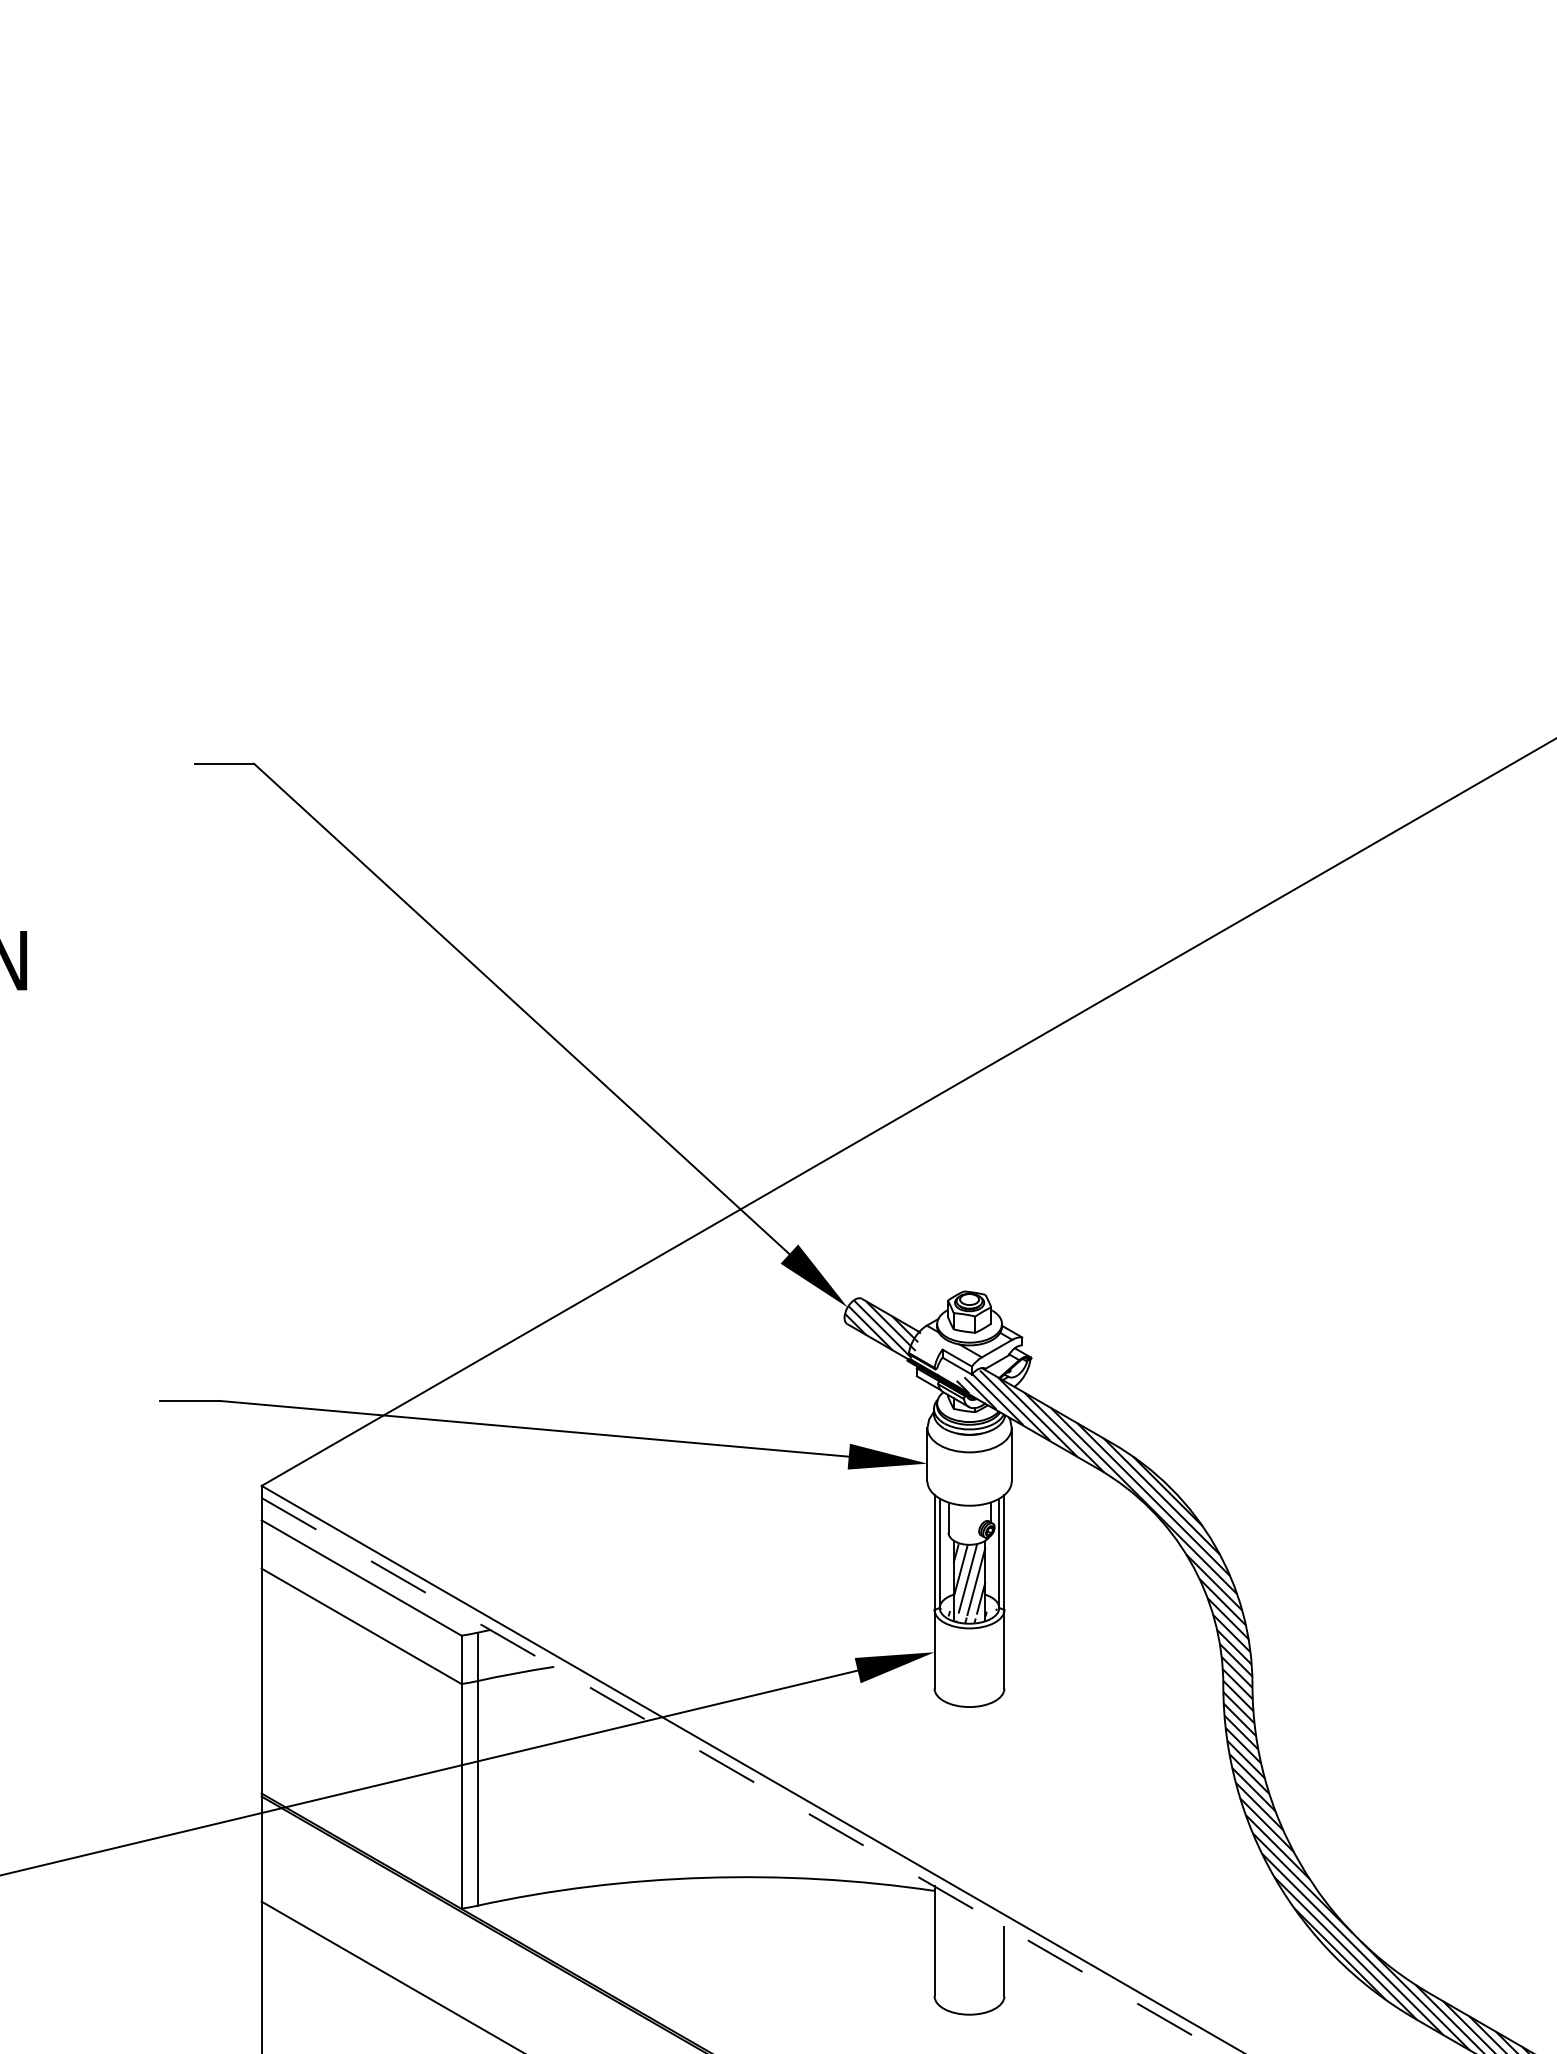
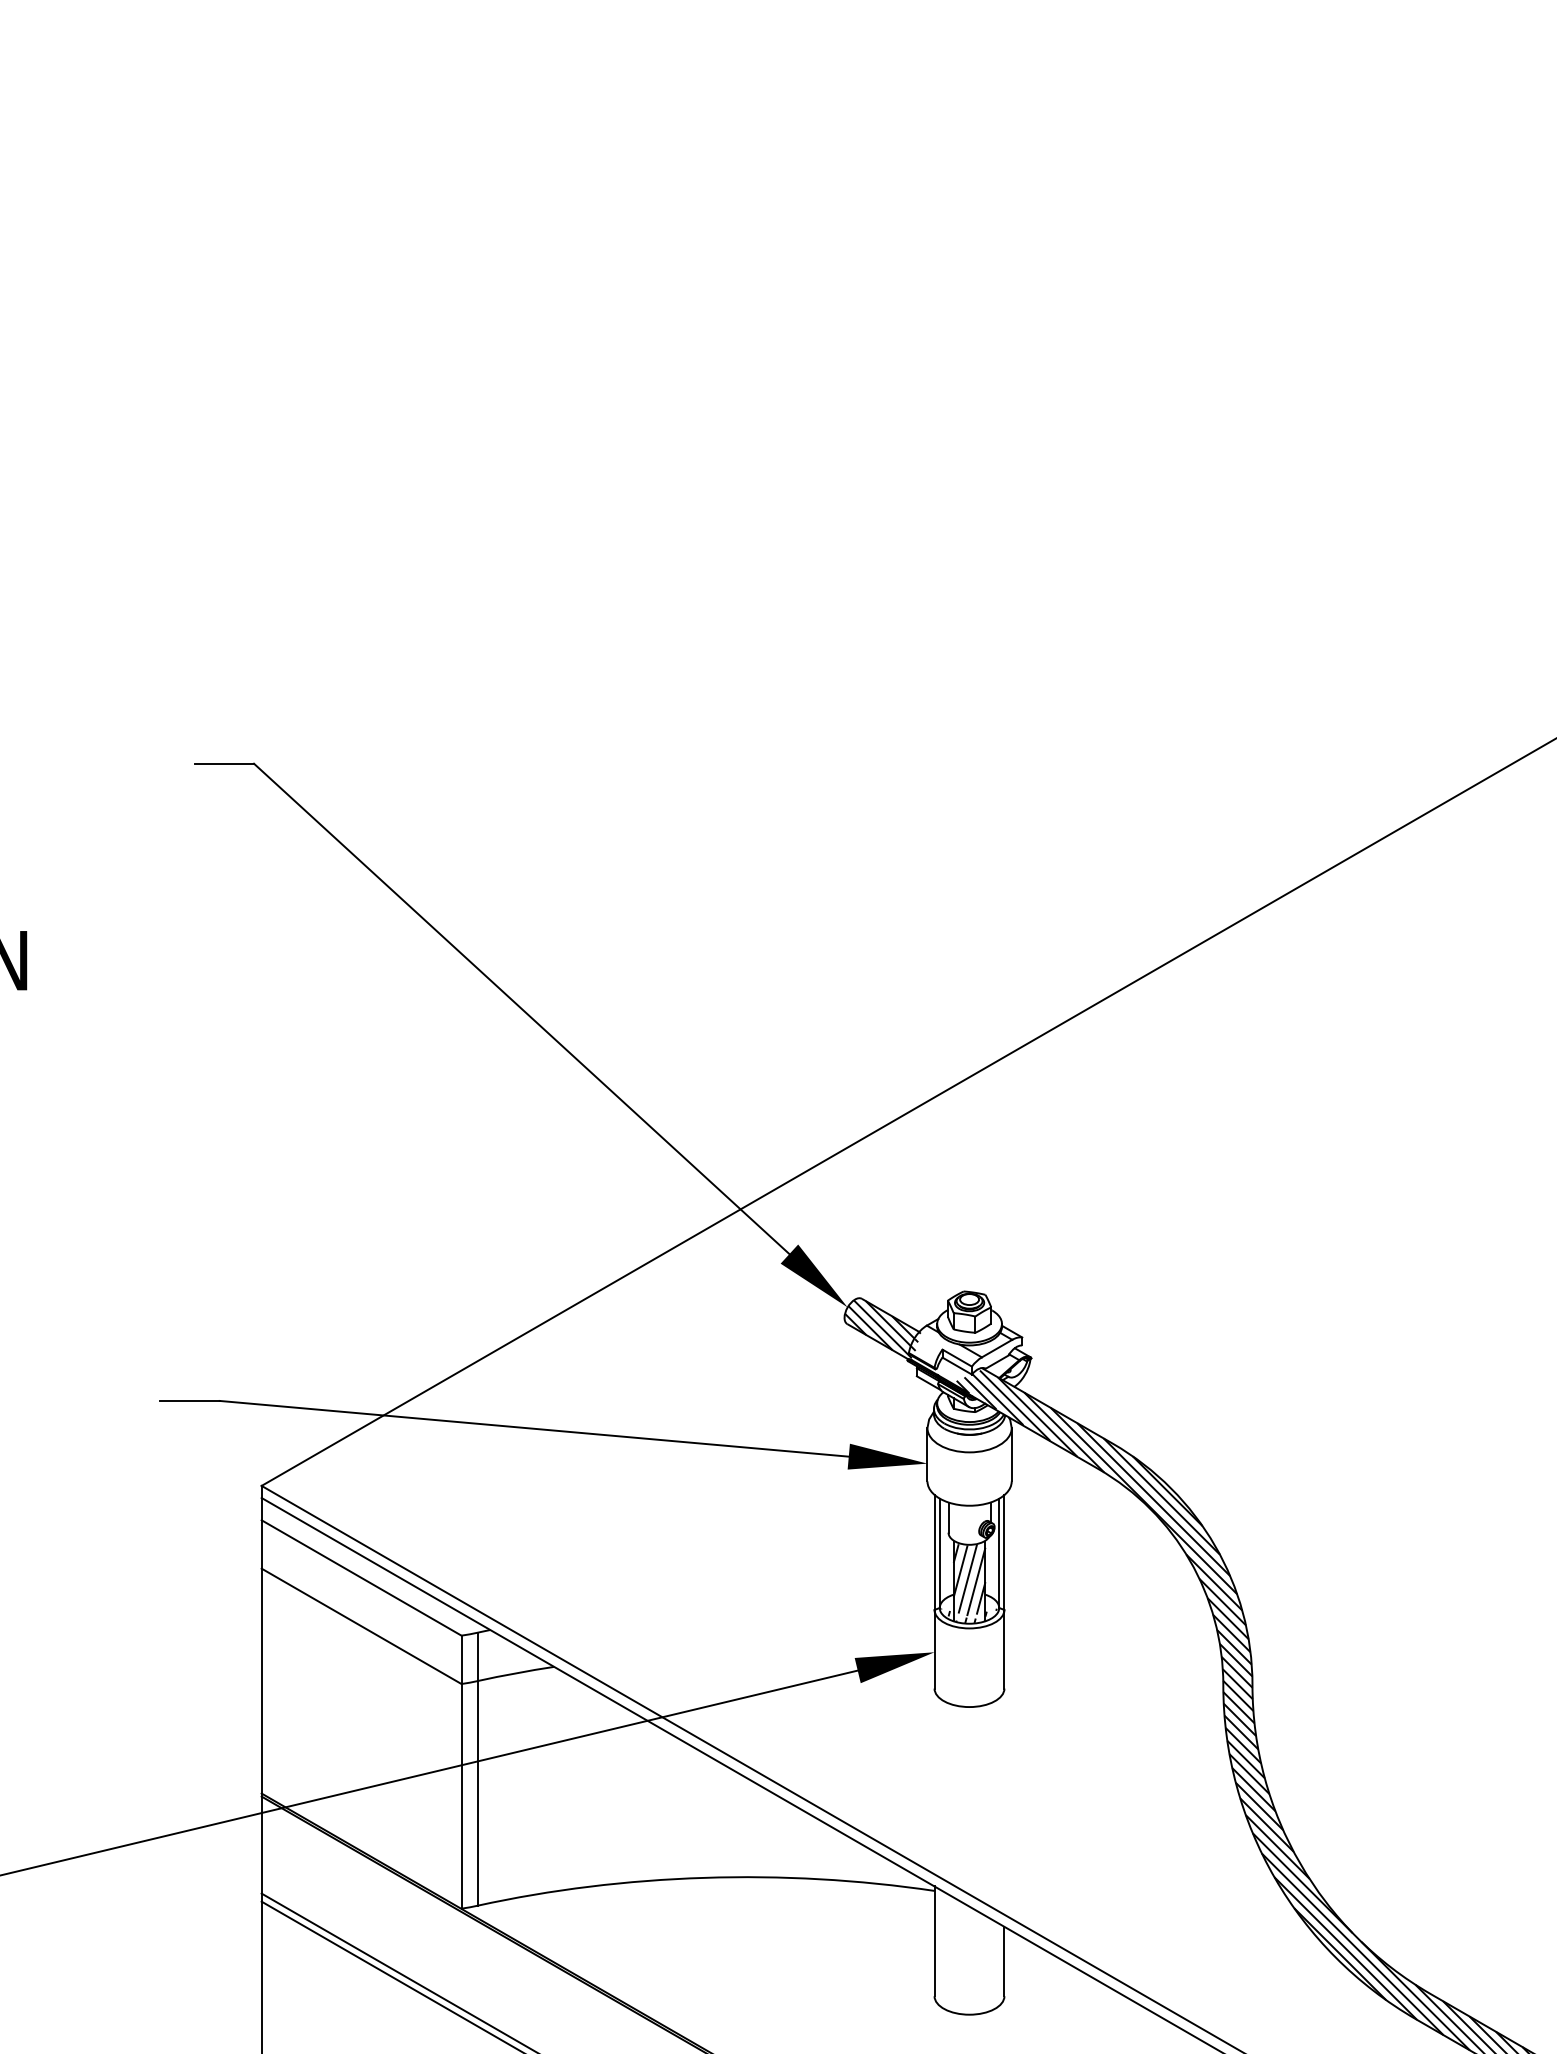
line: dashed -> solid (742, 1775)
line: none -> present (397, 1971)
